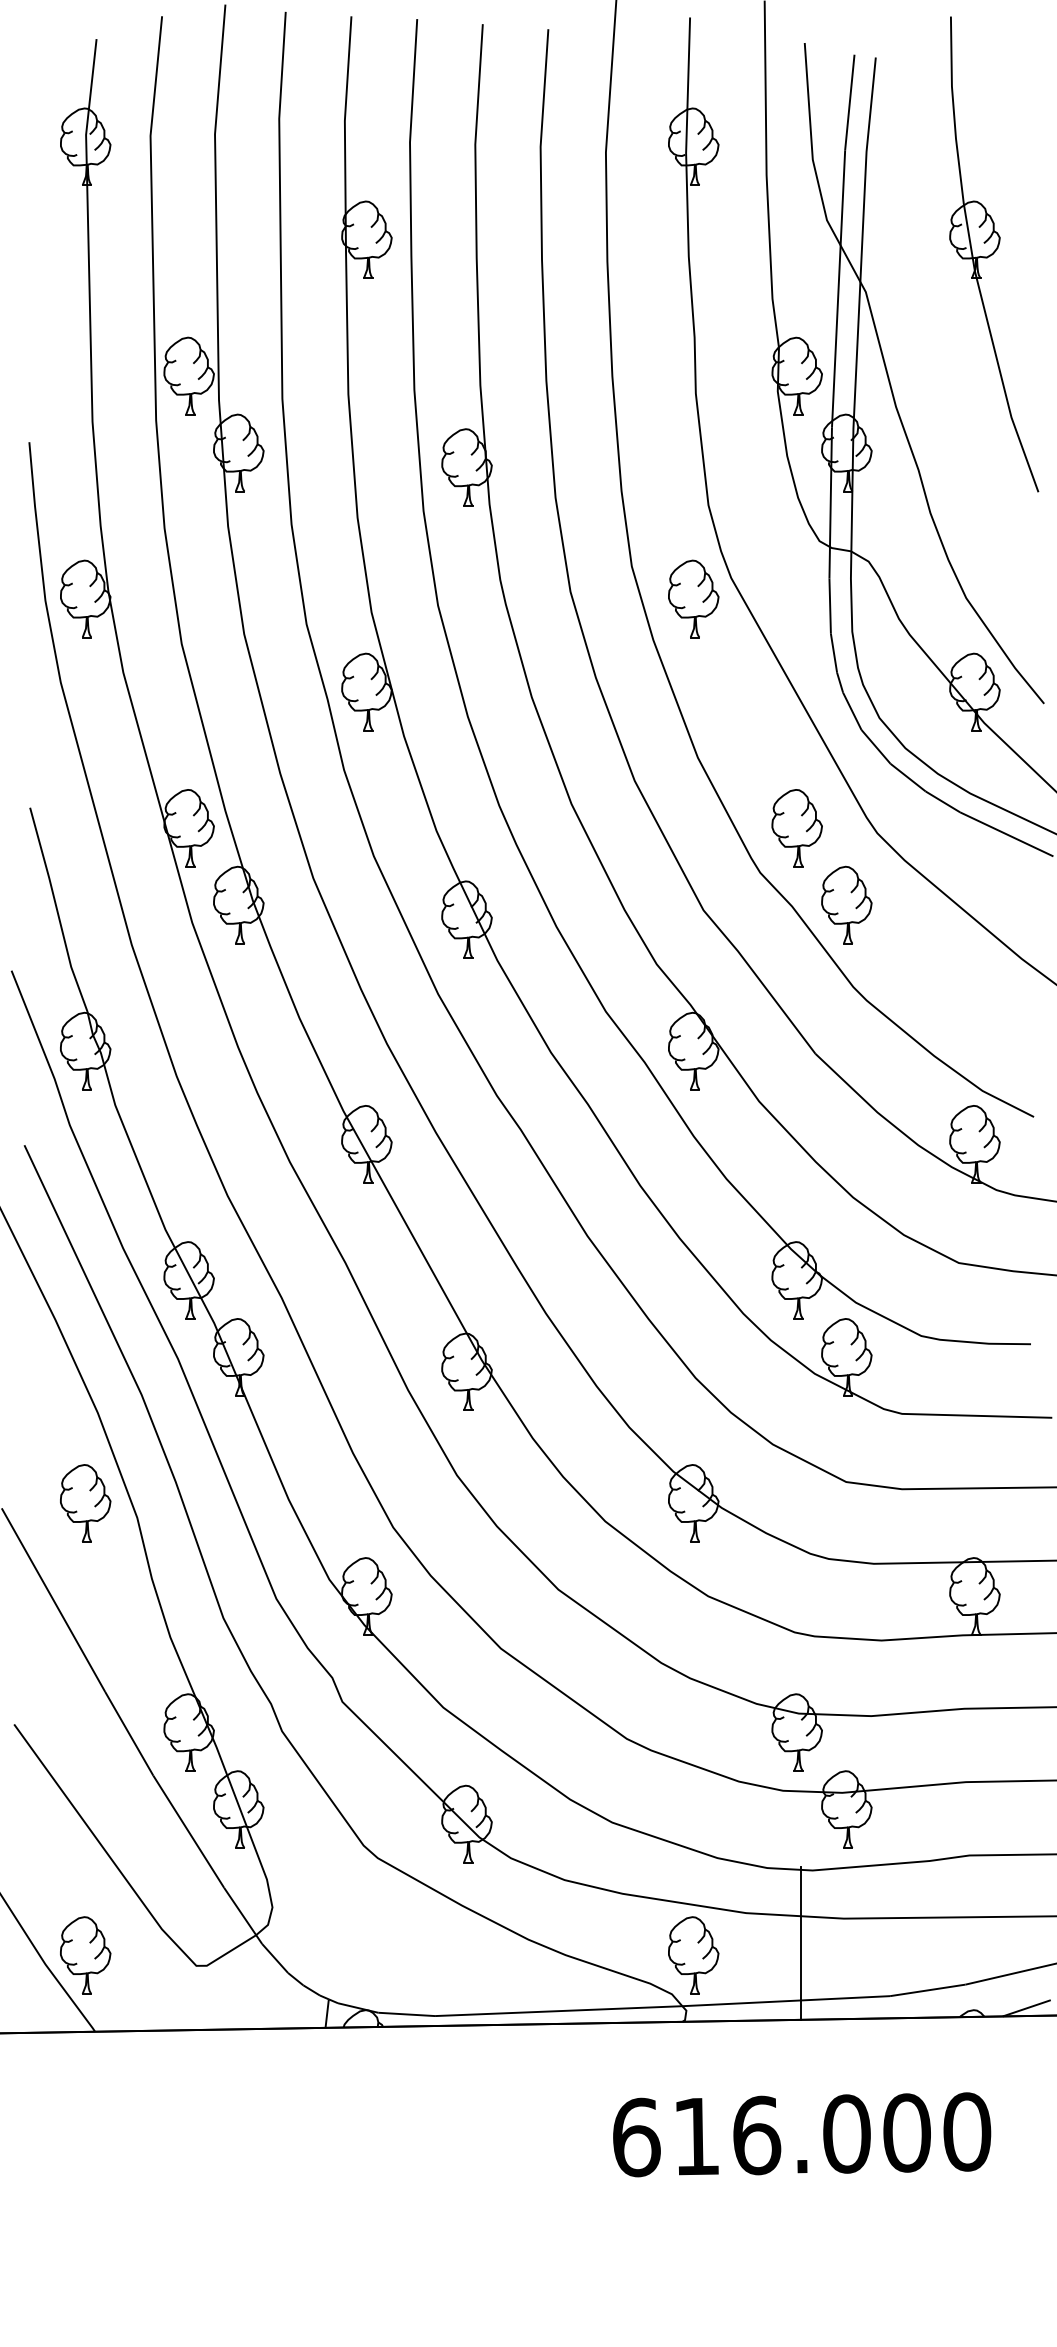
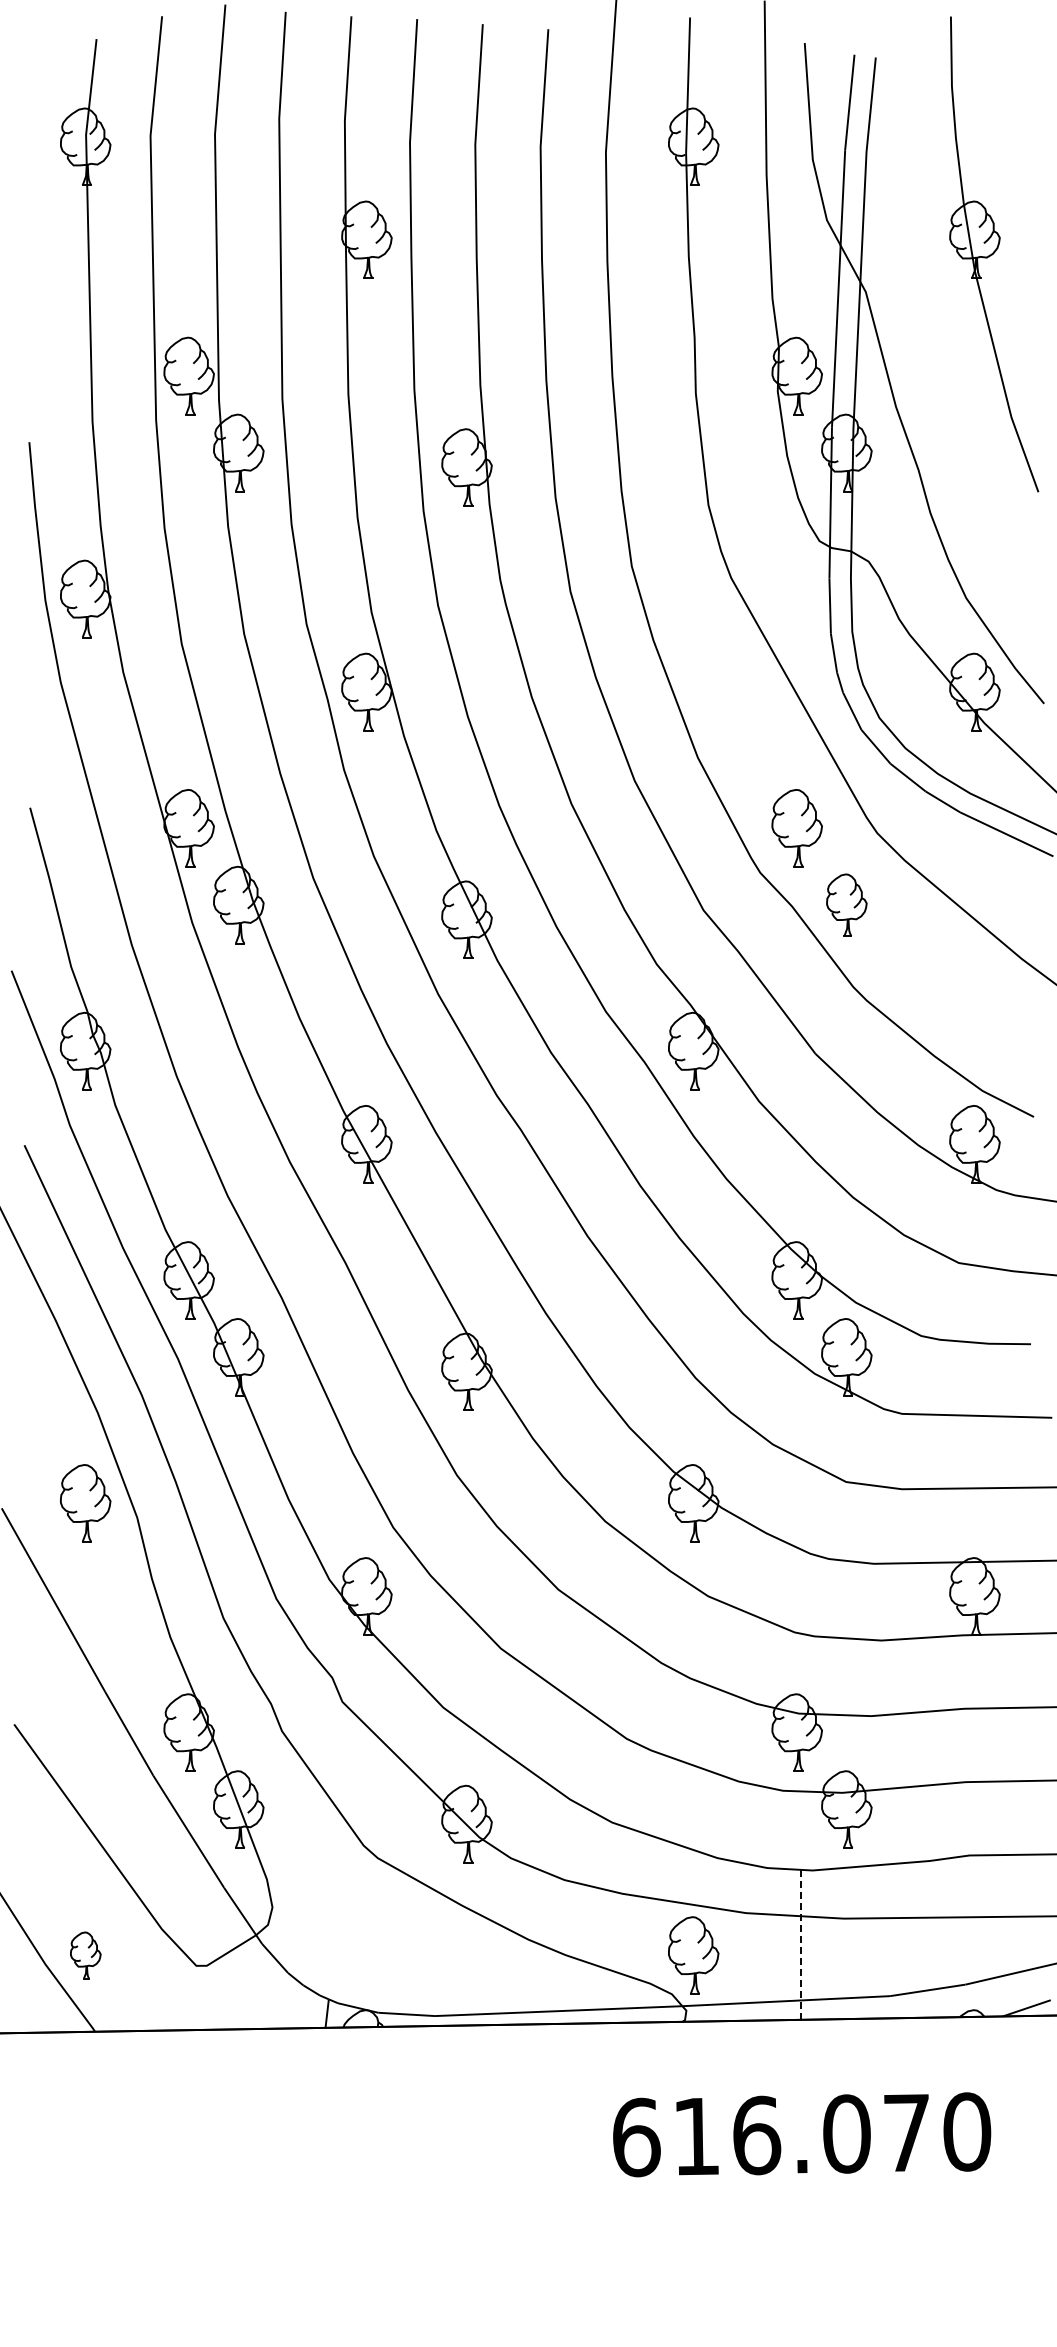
part: present -> none (693, 598)
part size: 52x80 px -> 42x64 px (846, 904)
line: solid -> dashed (801, 1943)
part size: 52x79 px -> 32x49 px (85, 1955)
text: 616.000 -> 616.070 (906, 2132)
